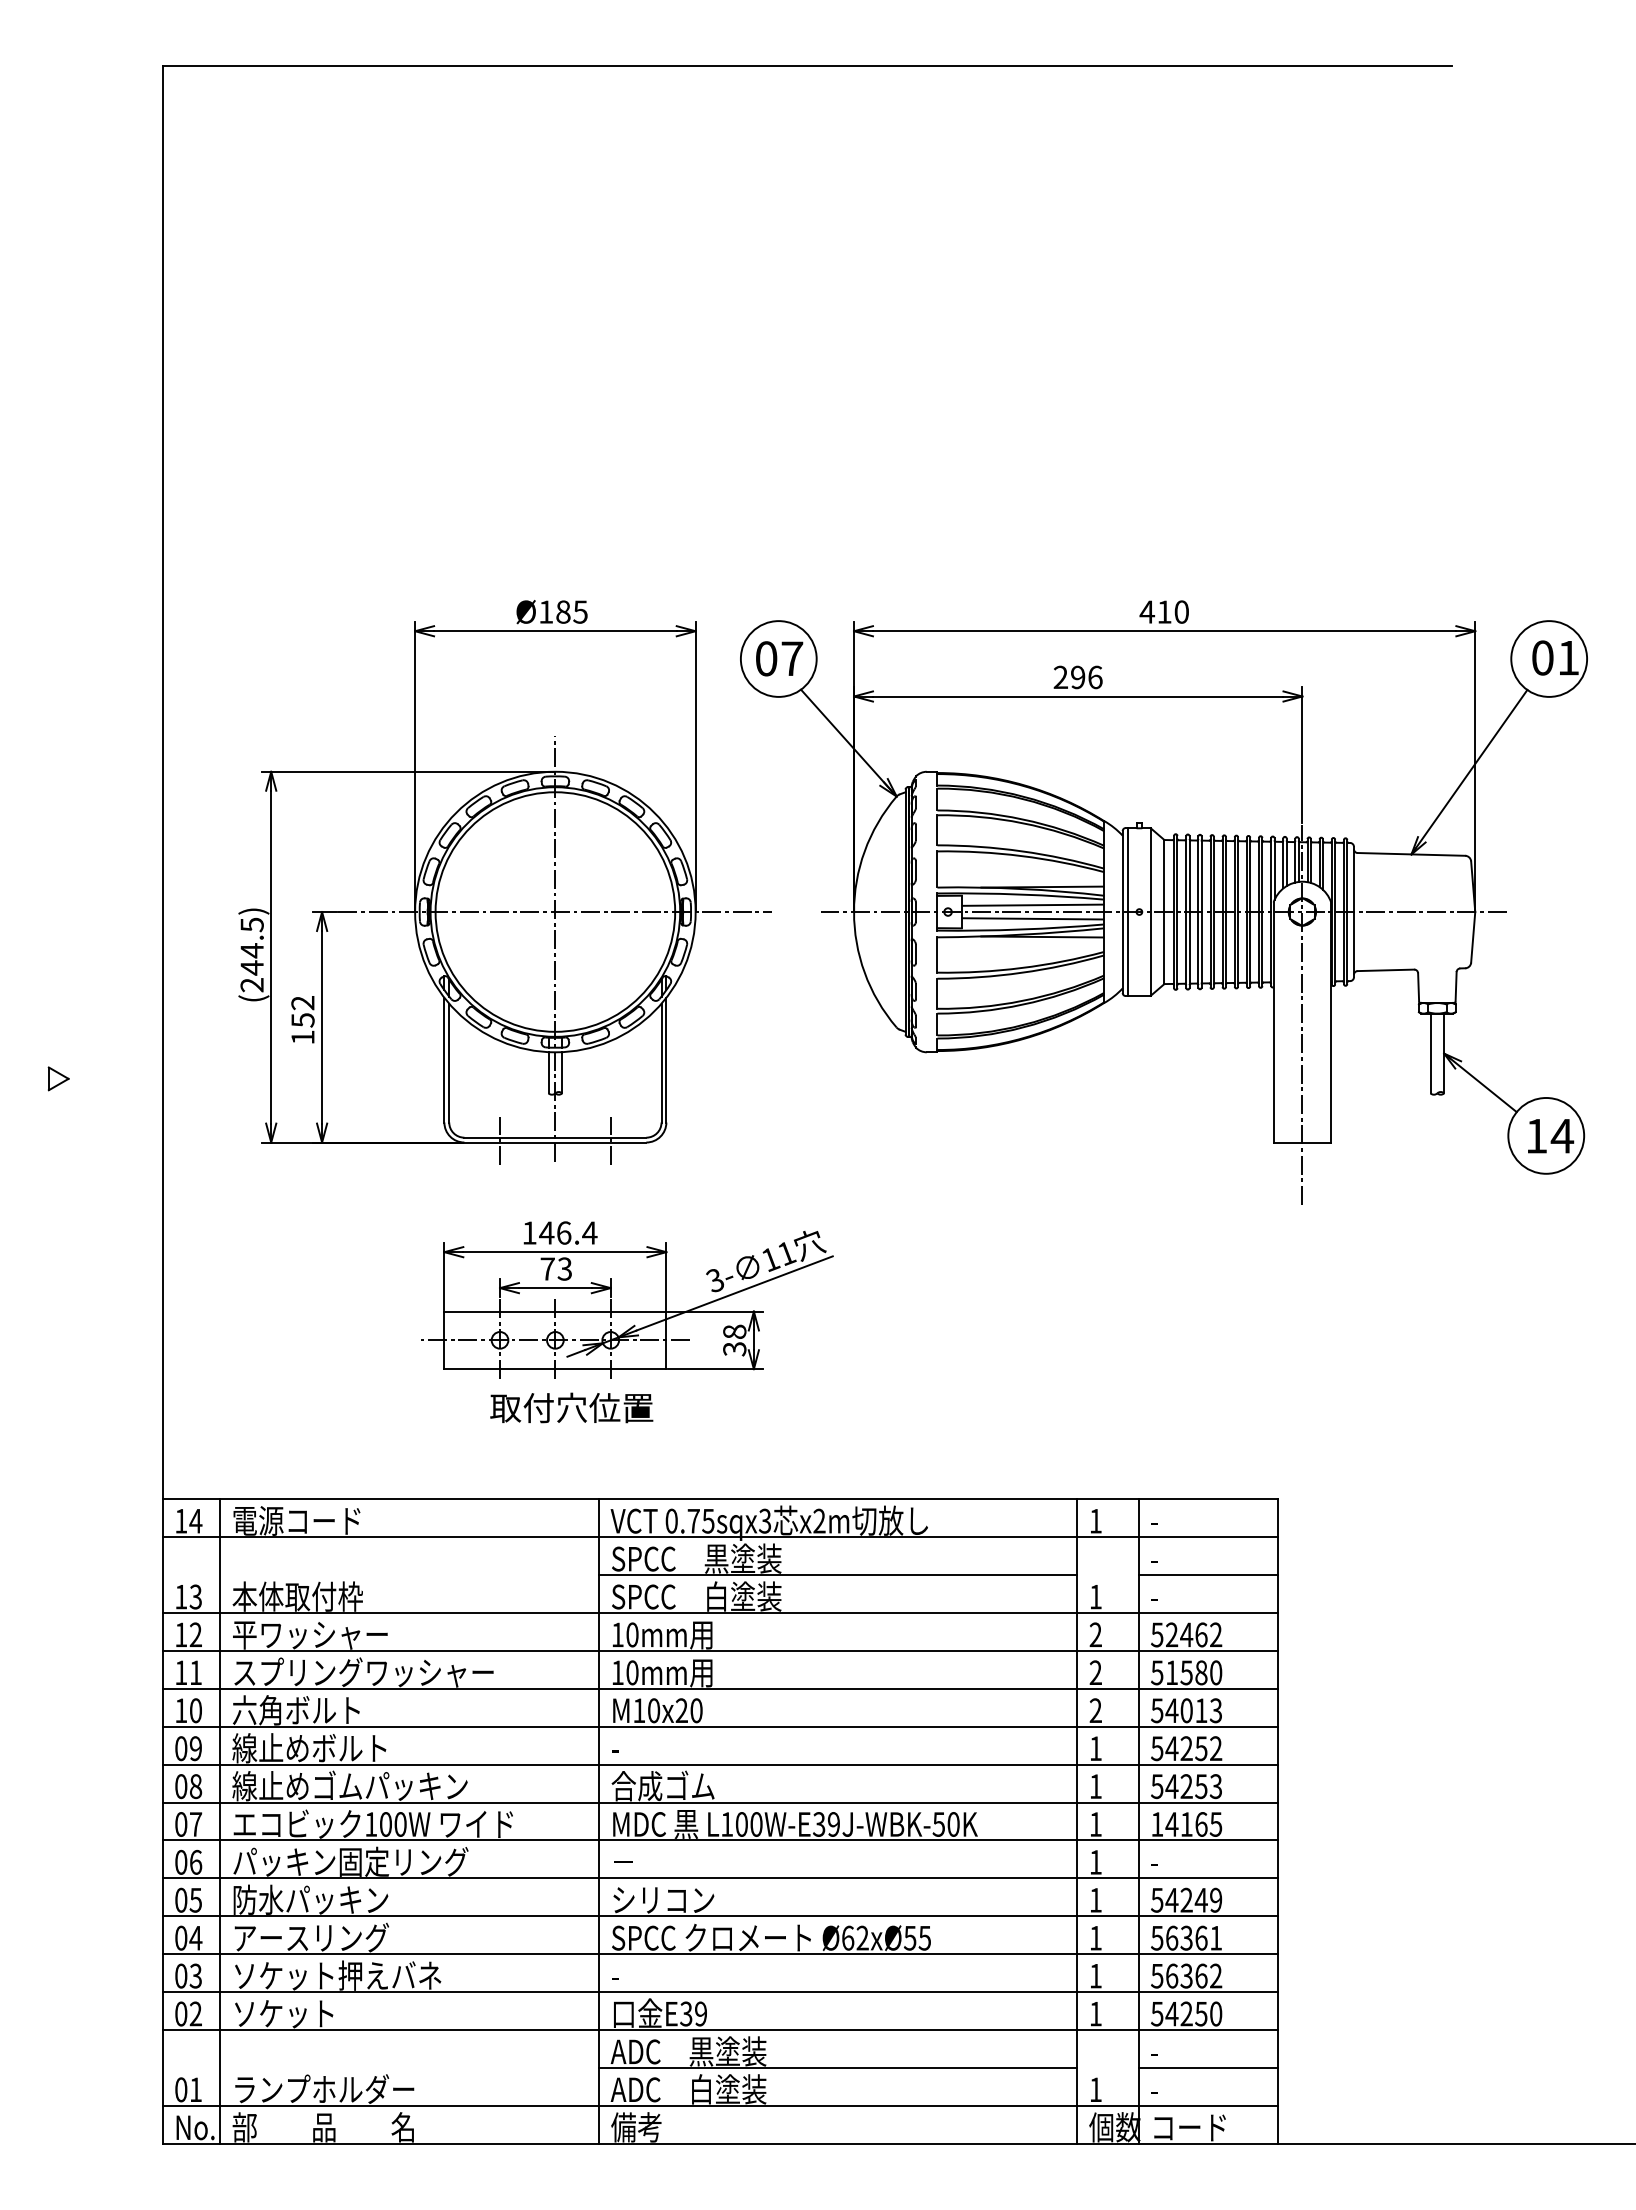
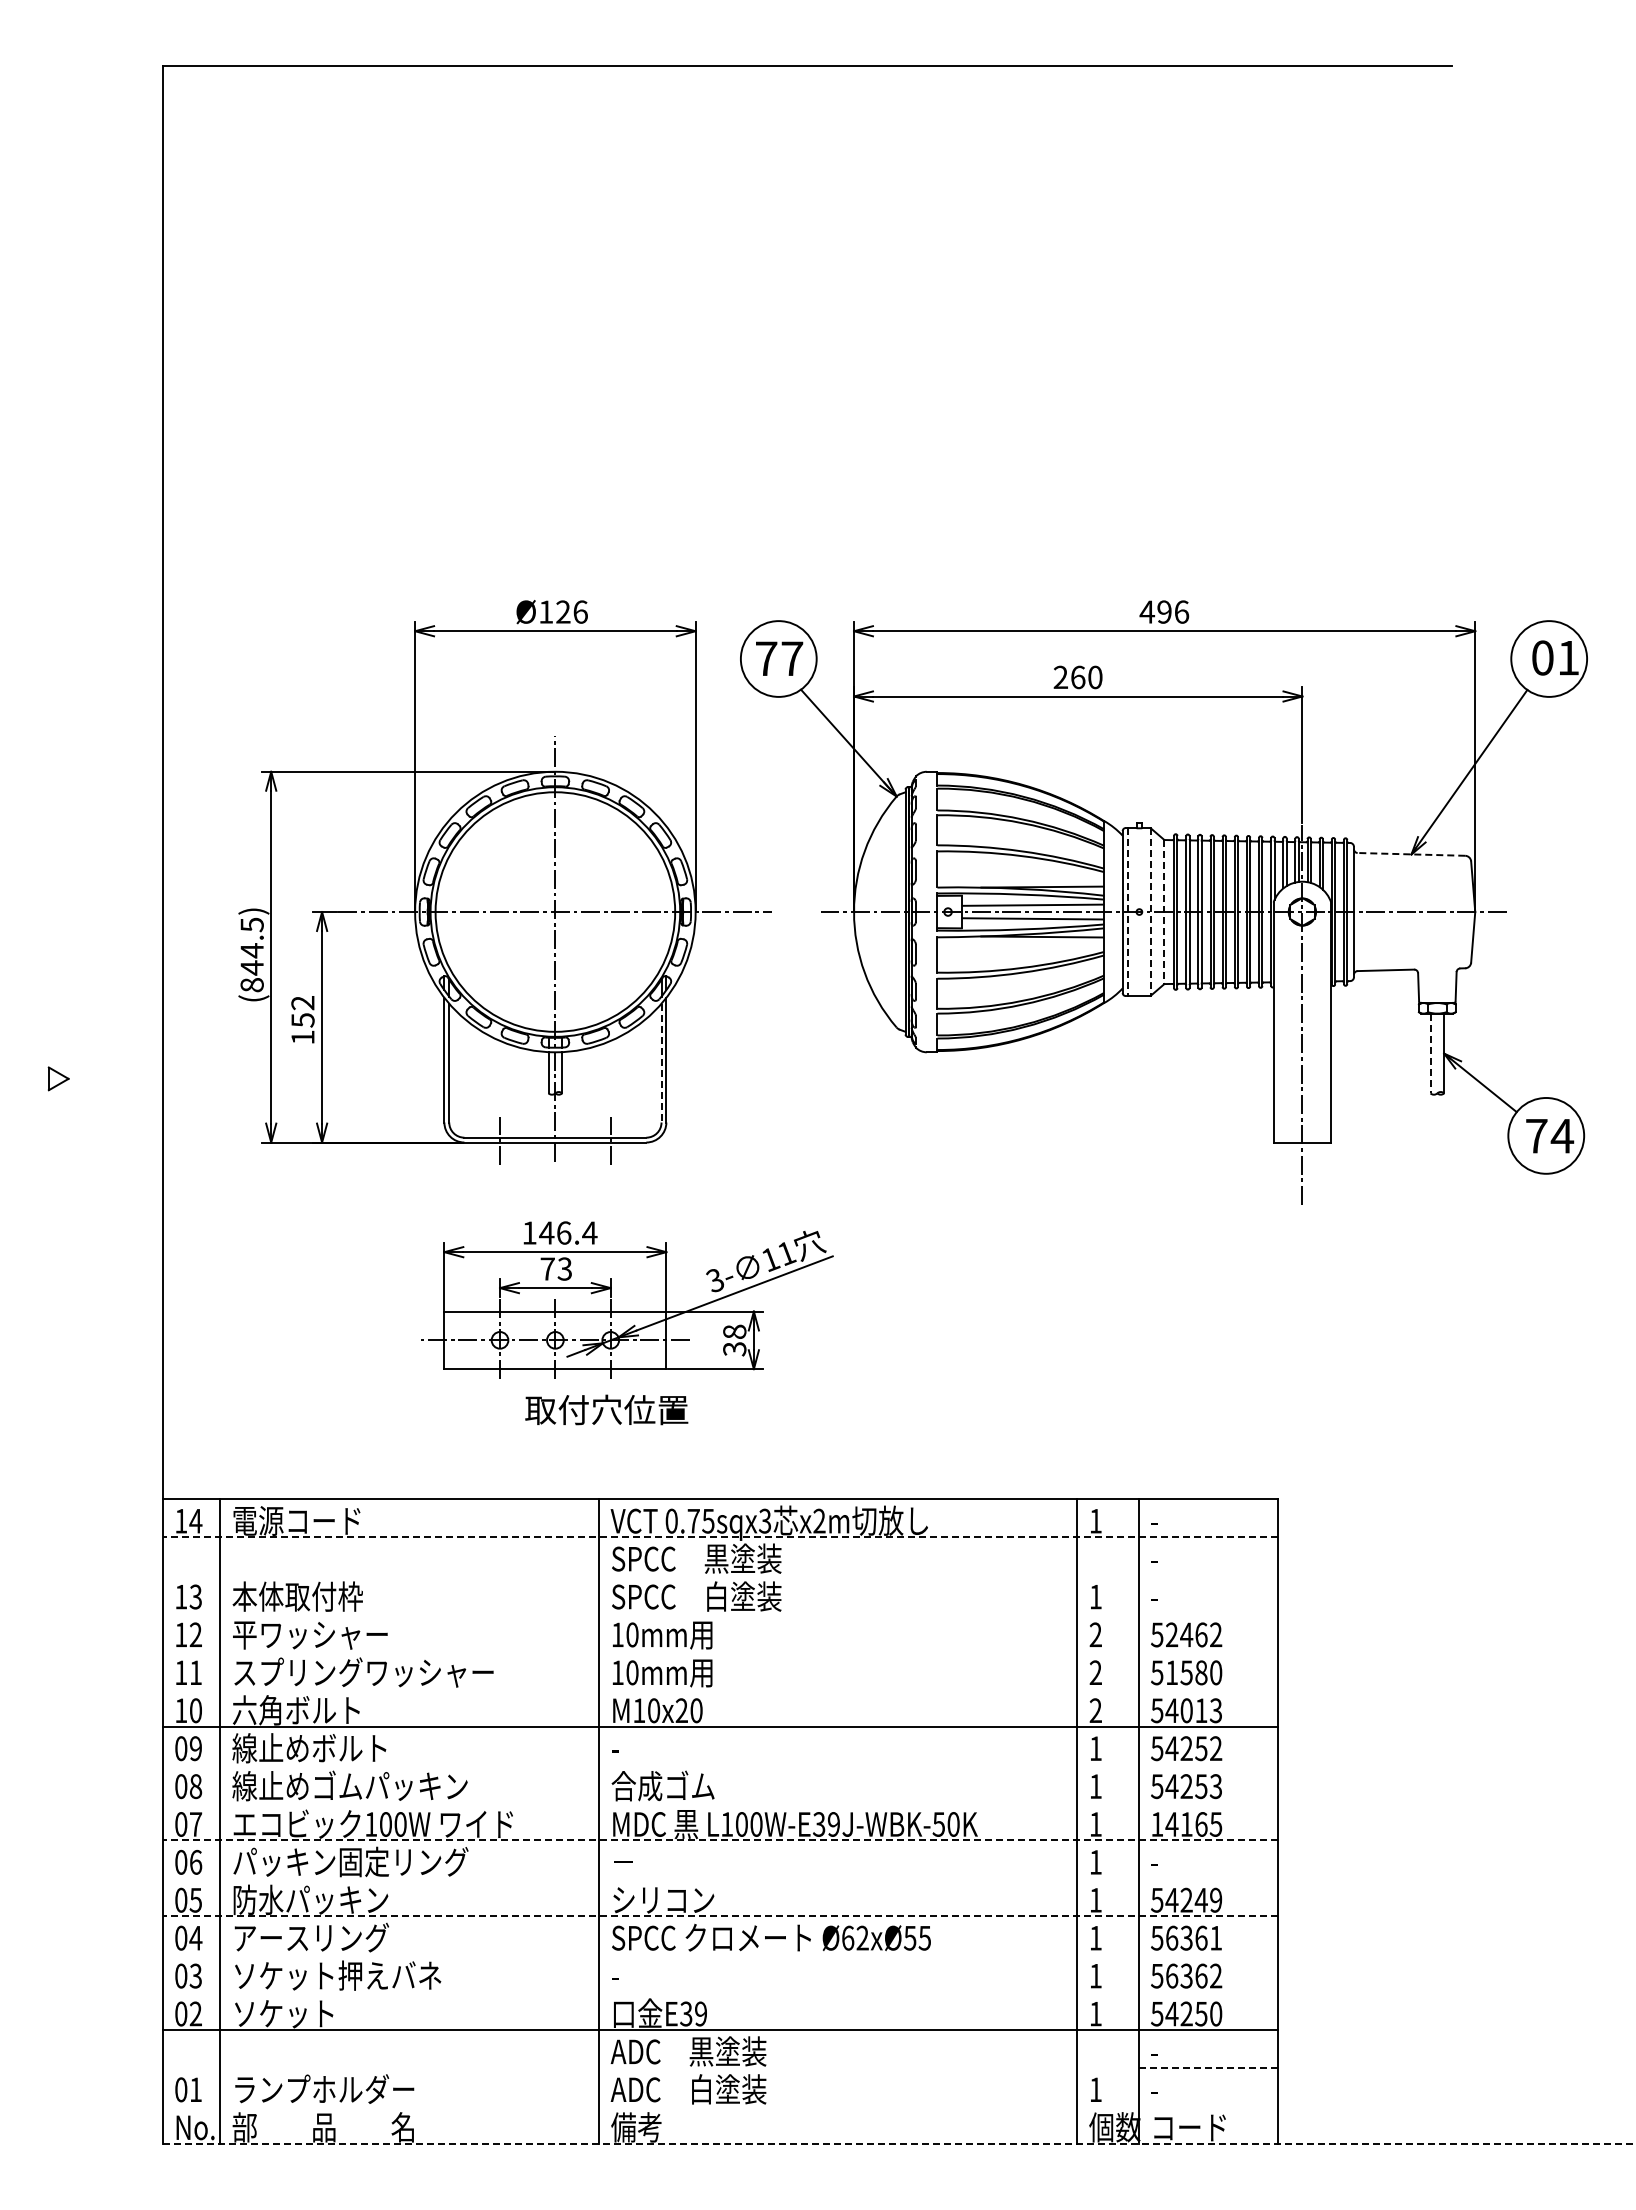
text: Ø185 -> Ø126 (571, 611)
text: 410 -> 496 (1173, 611)
text: 07 -> 77 (766, 658)
text: 296 -> 260 (1086, 677)
line: solid -> dashed (1411, 854)
line: solid -> dashed (1128, 912)
line: solid -> dashed (1150, 912)
line: solid -> dashed (1164, 912)
text: (244.5) -> (844.5) (251, 985)
line: solid -> dashed (1430, 1053)
line: solid -> dashed (661, 1063)
text: 14 -> 74 (1536, 1136)
text position: (571, 1407) -> (606, 1409) (606, 1409)
line: solid -> dashed (720, 1537)
line: present -> none (838, 1575)
line: present -> none (1208, 1575)
line: present -> none (720, 1612)
line: present -> none (720, 1650)
line: present -> none (720, 1688)
line: present -> none (720, 1764)
line: present -> none (720, 1802)
line: solid -> dashed (720, 1840)
line: present -> none (720, 1878)
line: solid -> dashed (720, 1916)
line: present -> none (720, 1954)
line: present -> none (720, 1992)
line: present -> none (838, 2067)
line: solid -> dashed (1208, 2067)
line: present -> none (720, 2105)
line: solid -> dashed (899, 2143)
